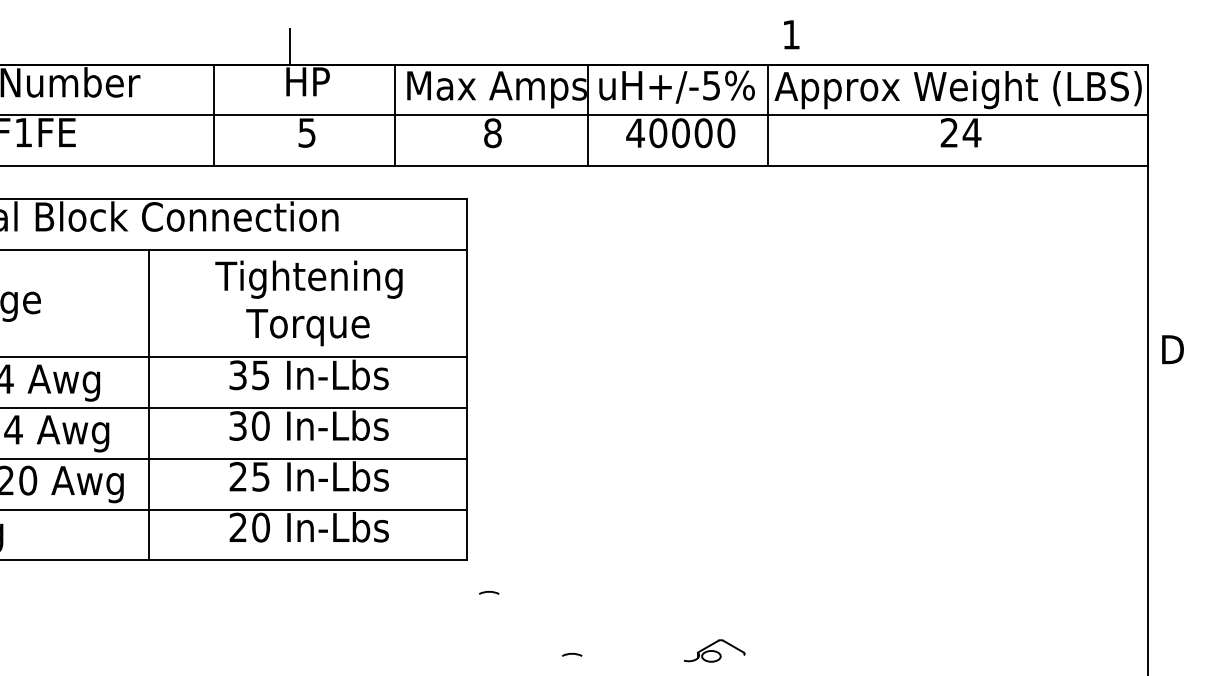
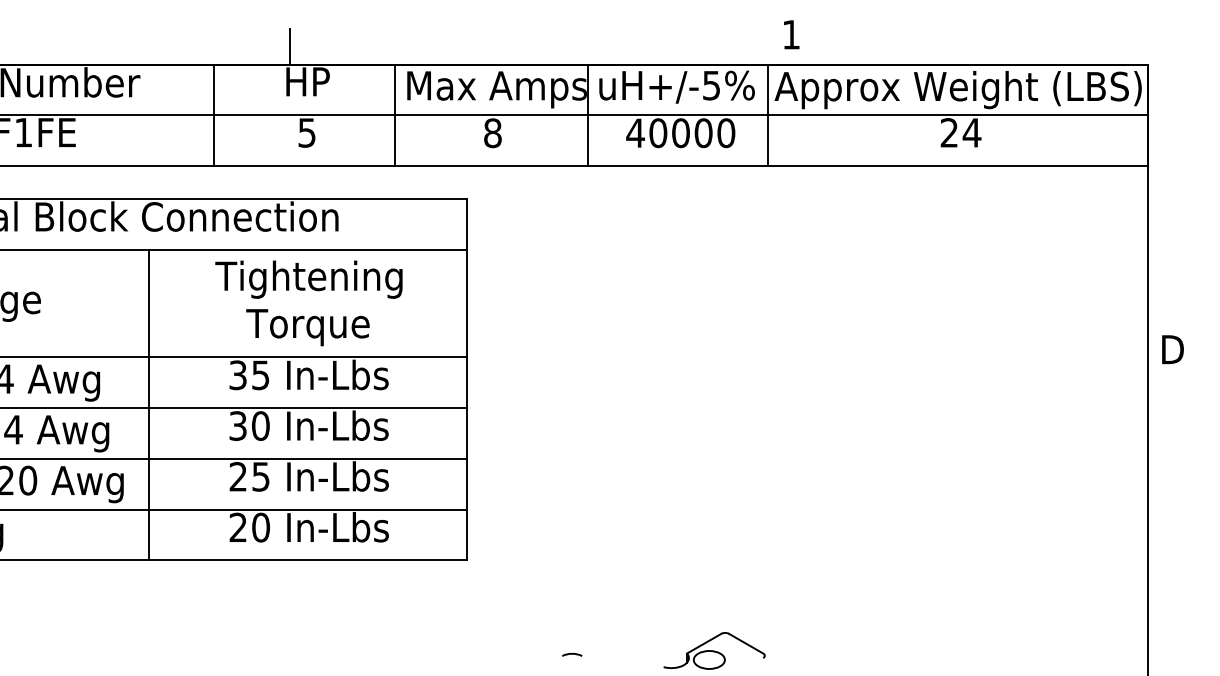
curve: present -> none (489, 592)
part size: 62x24 px -> 103x38 px (714, 650)
